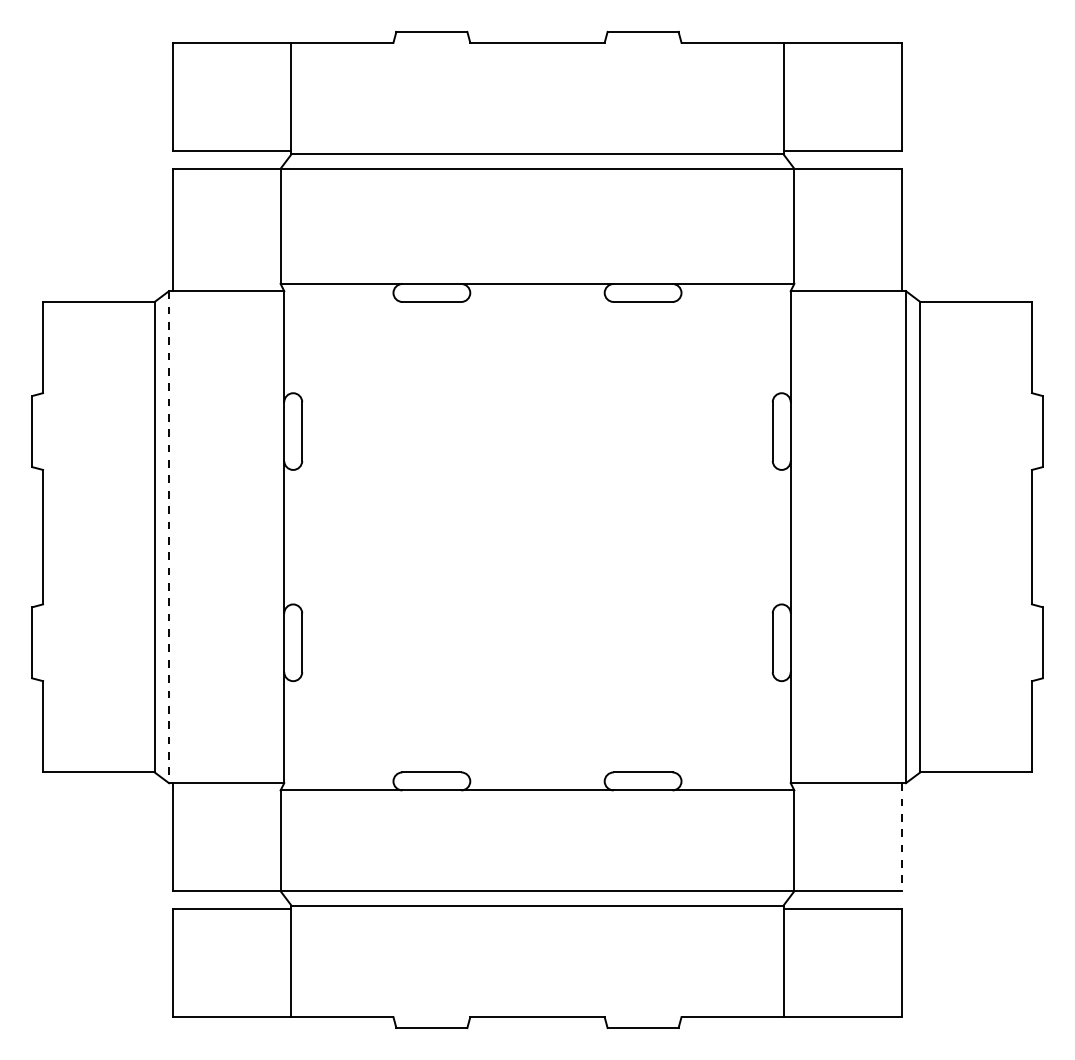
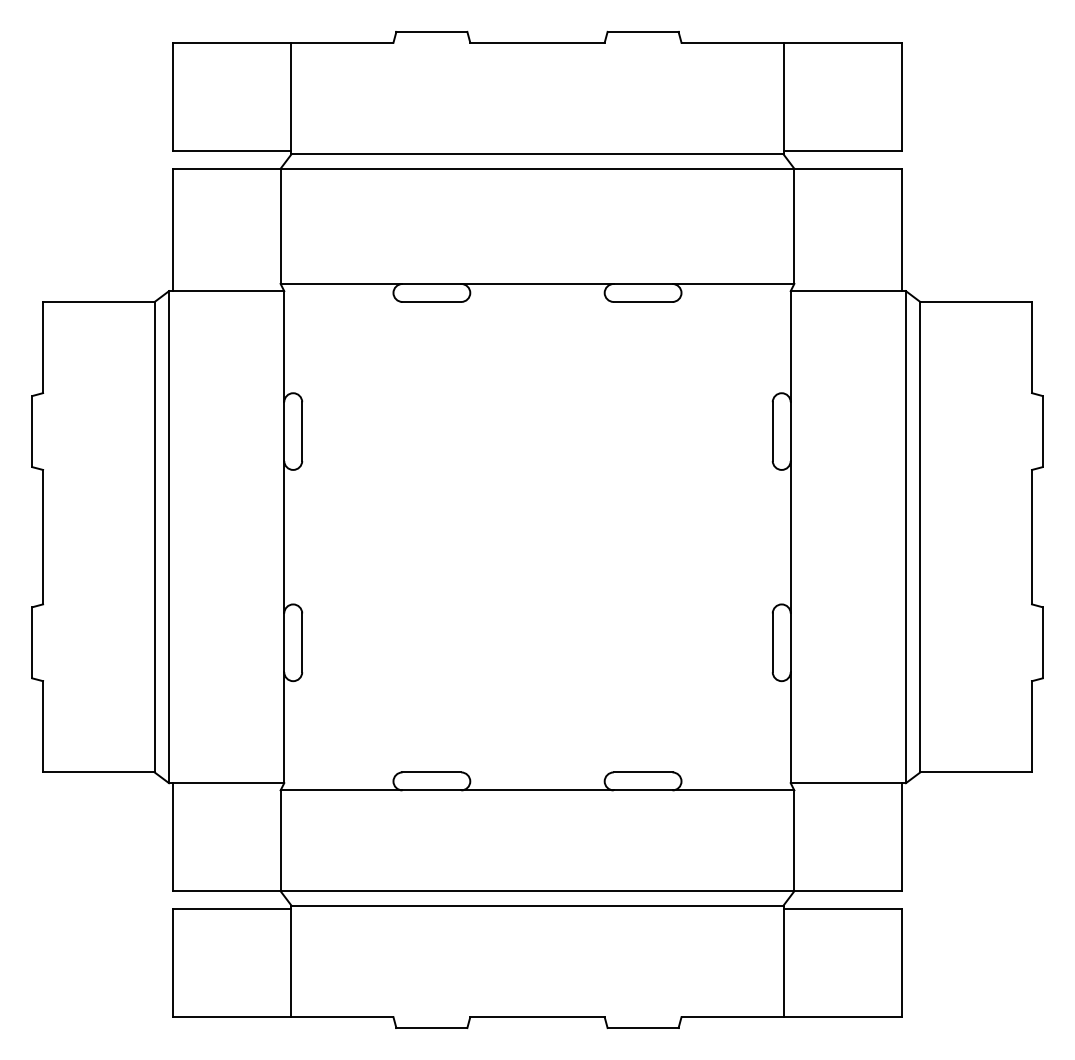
line: dashed -> solid (169, 537)
line: dashed -> solid (902, 837)
